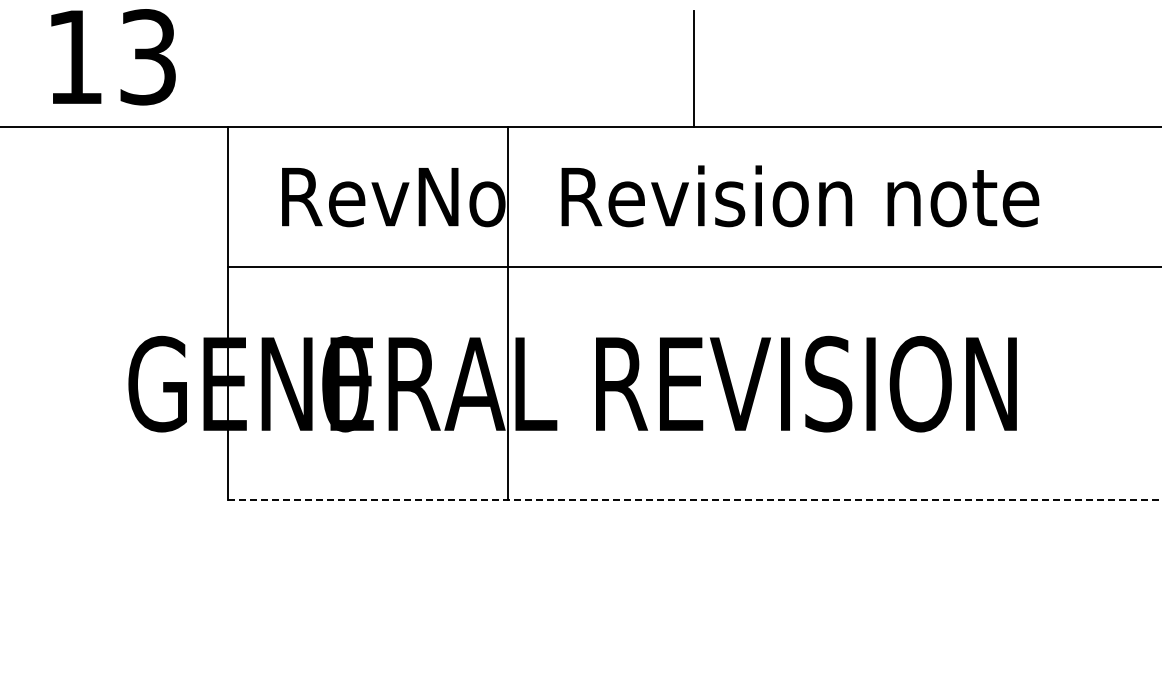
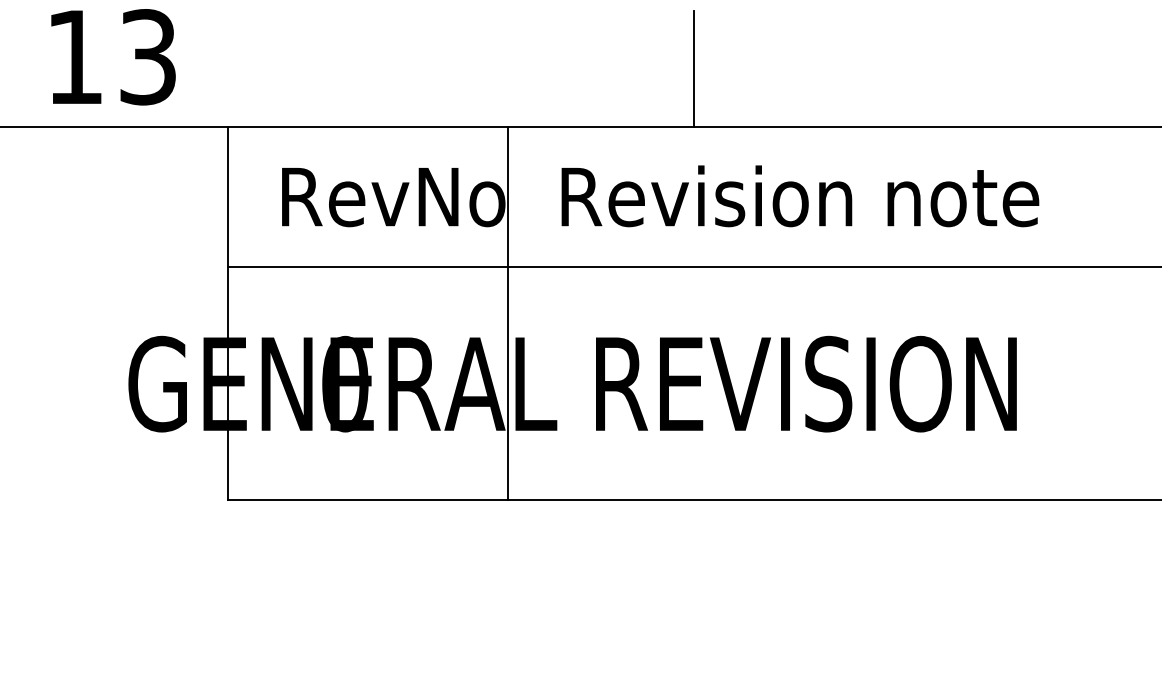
line: dashed -> solid (695, 499)
